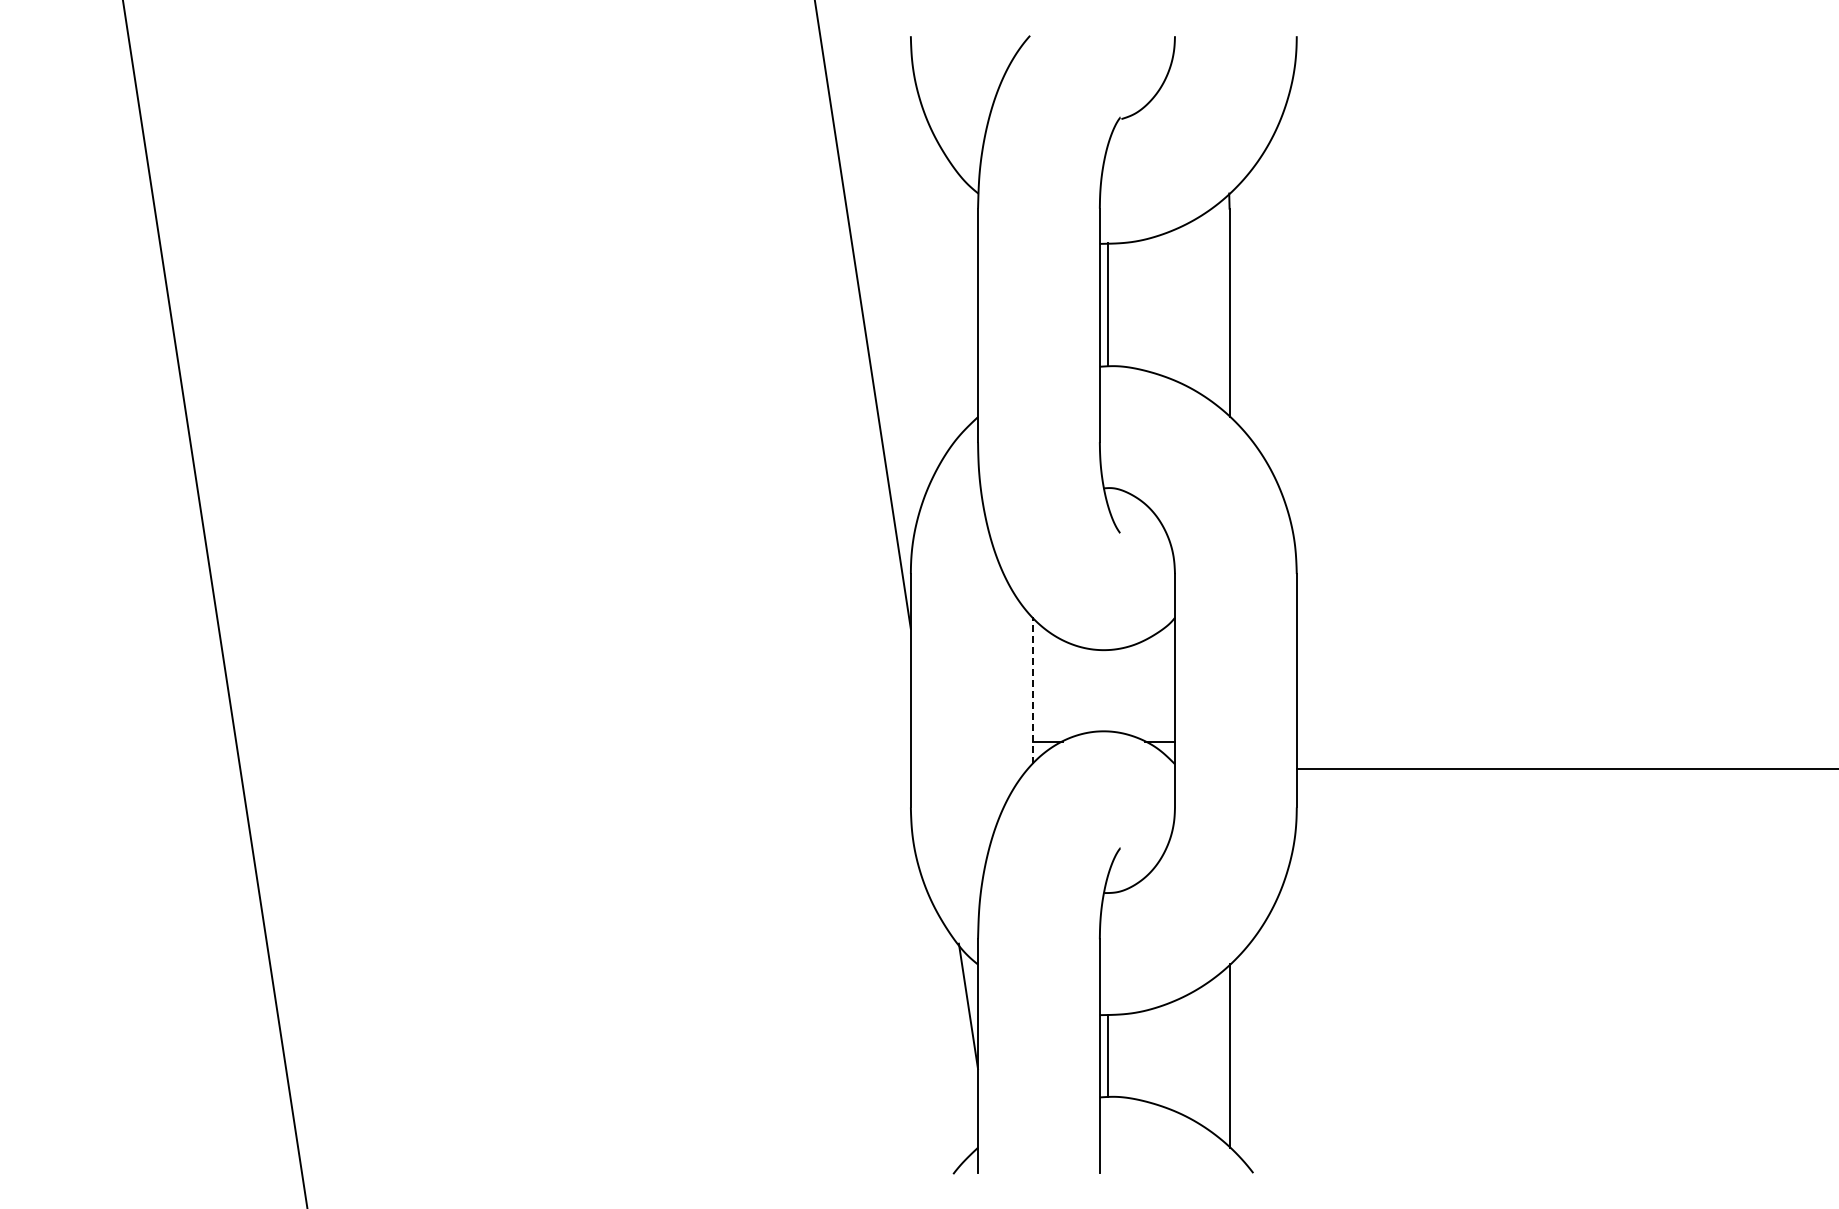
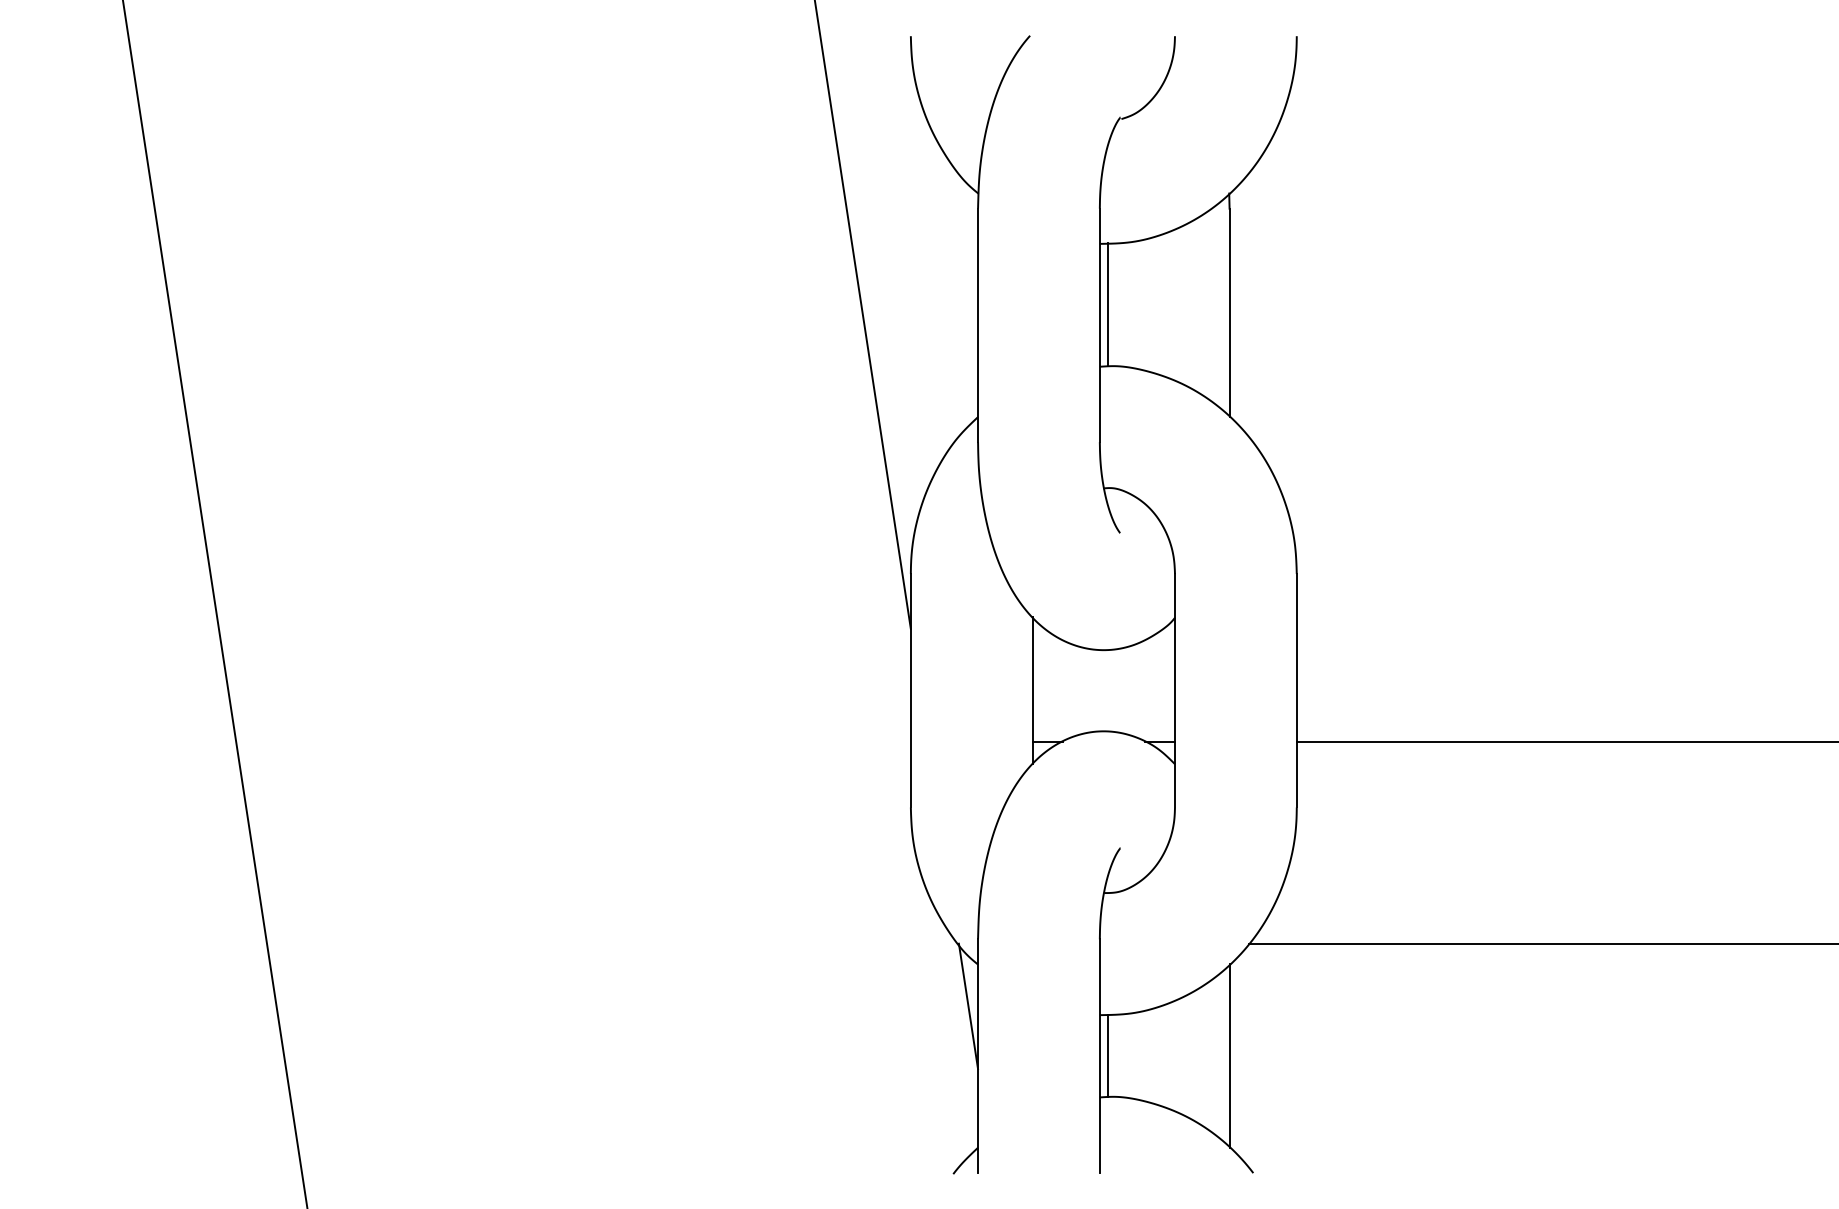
line: dashed -> solid (1032, 690)
line position: (1565, 768) -> (1565, 741) (1565, 741)
line: none -> present (1541, 944)
